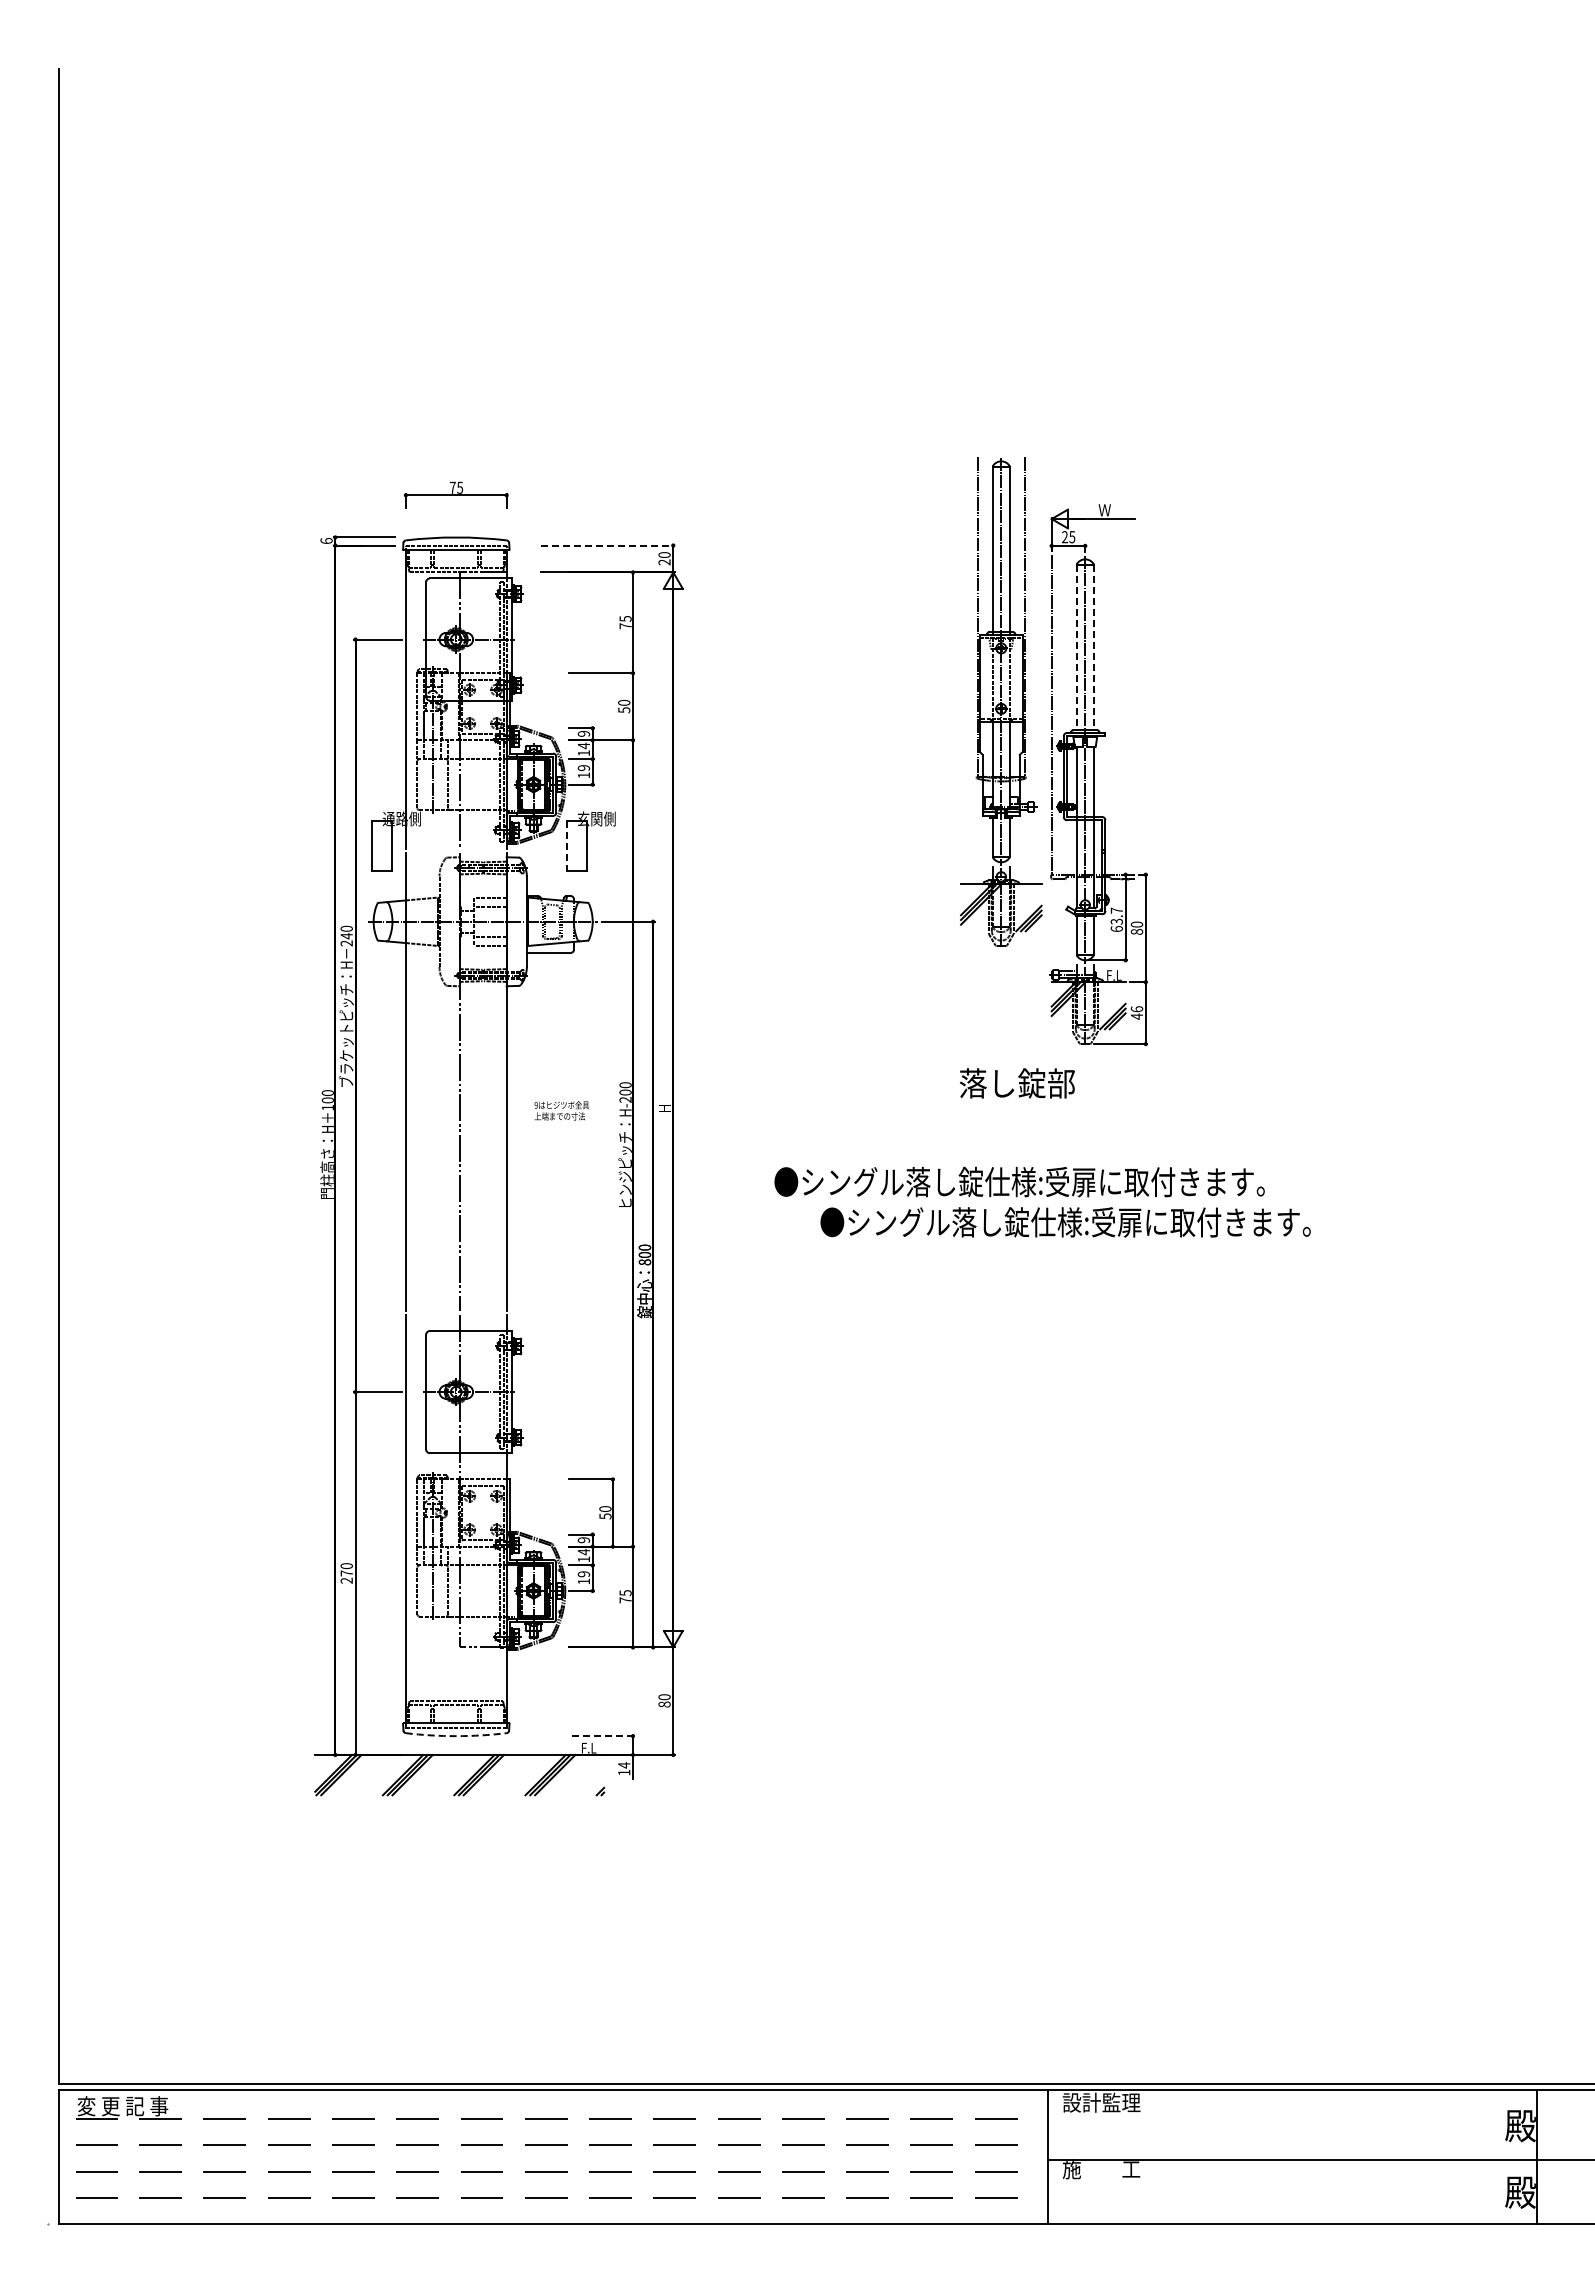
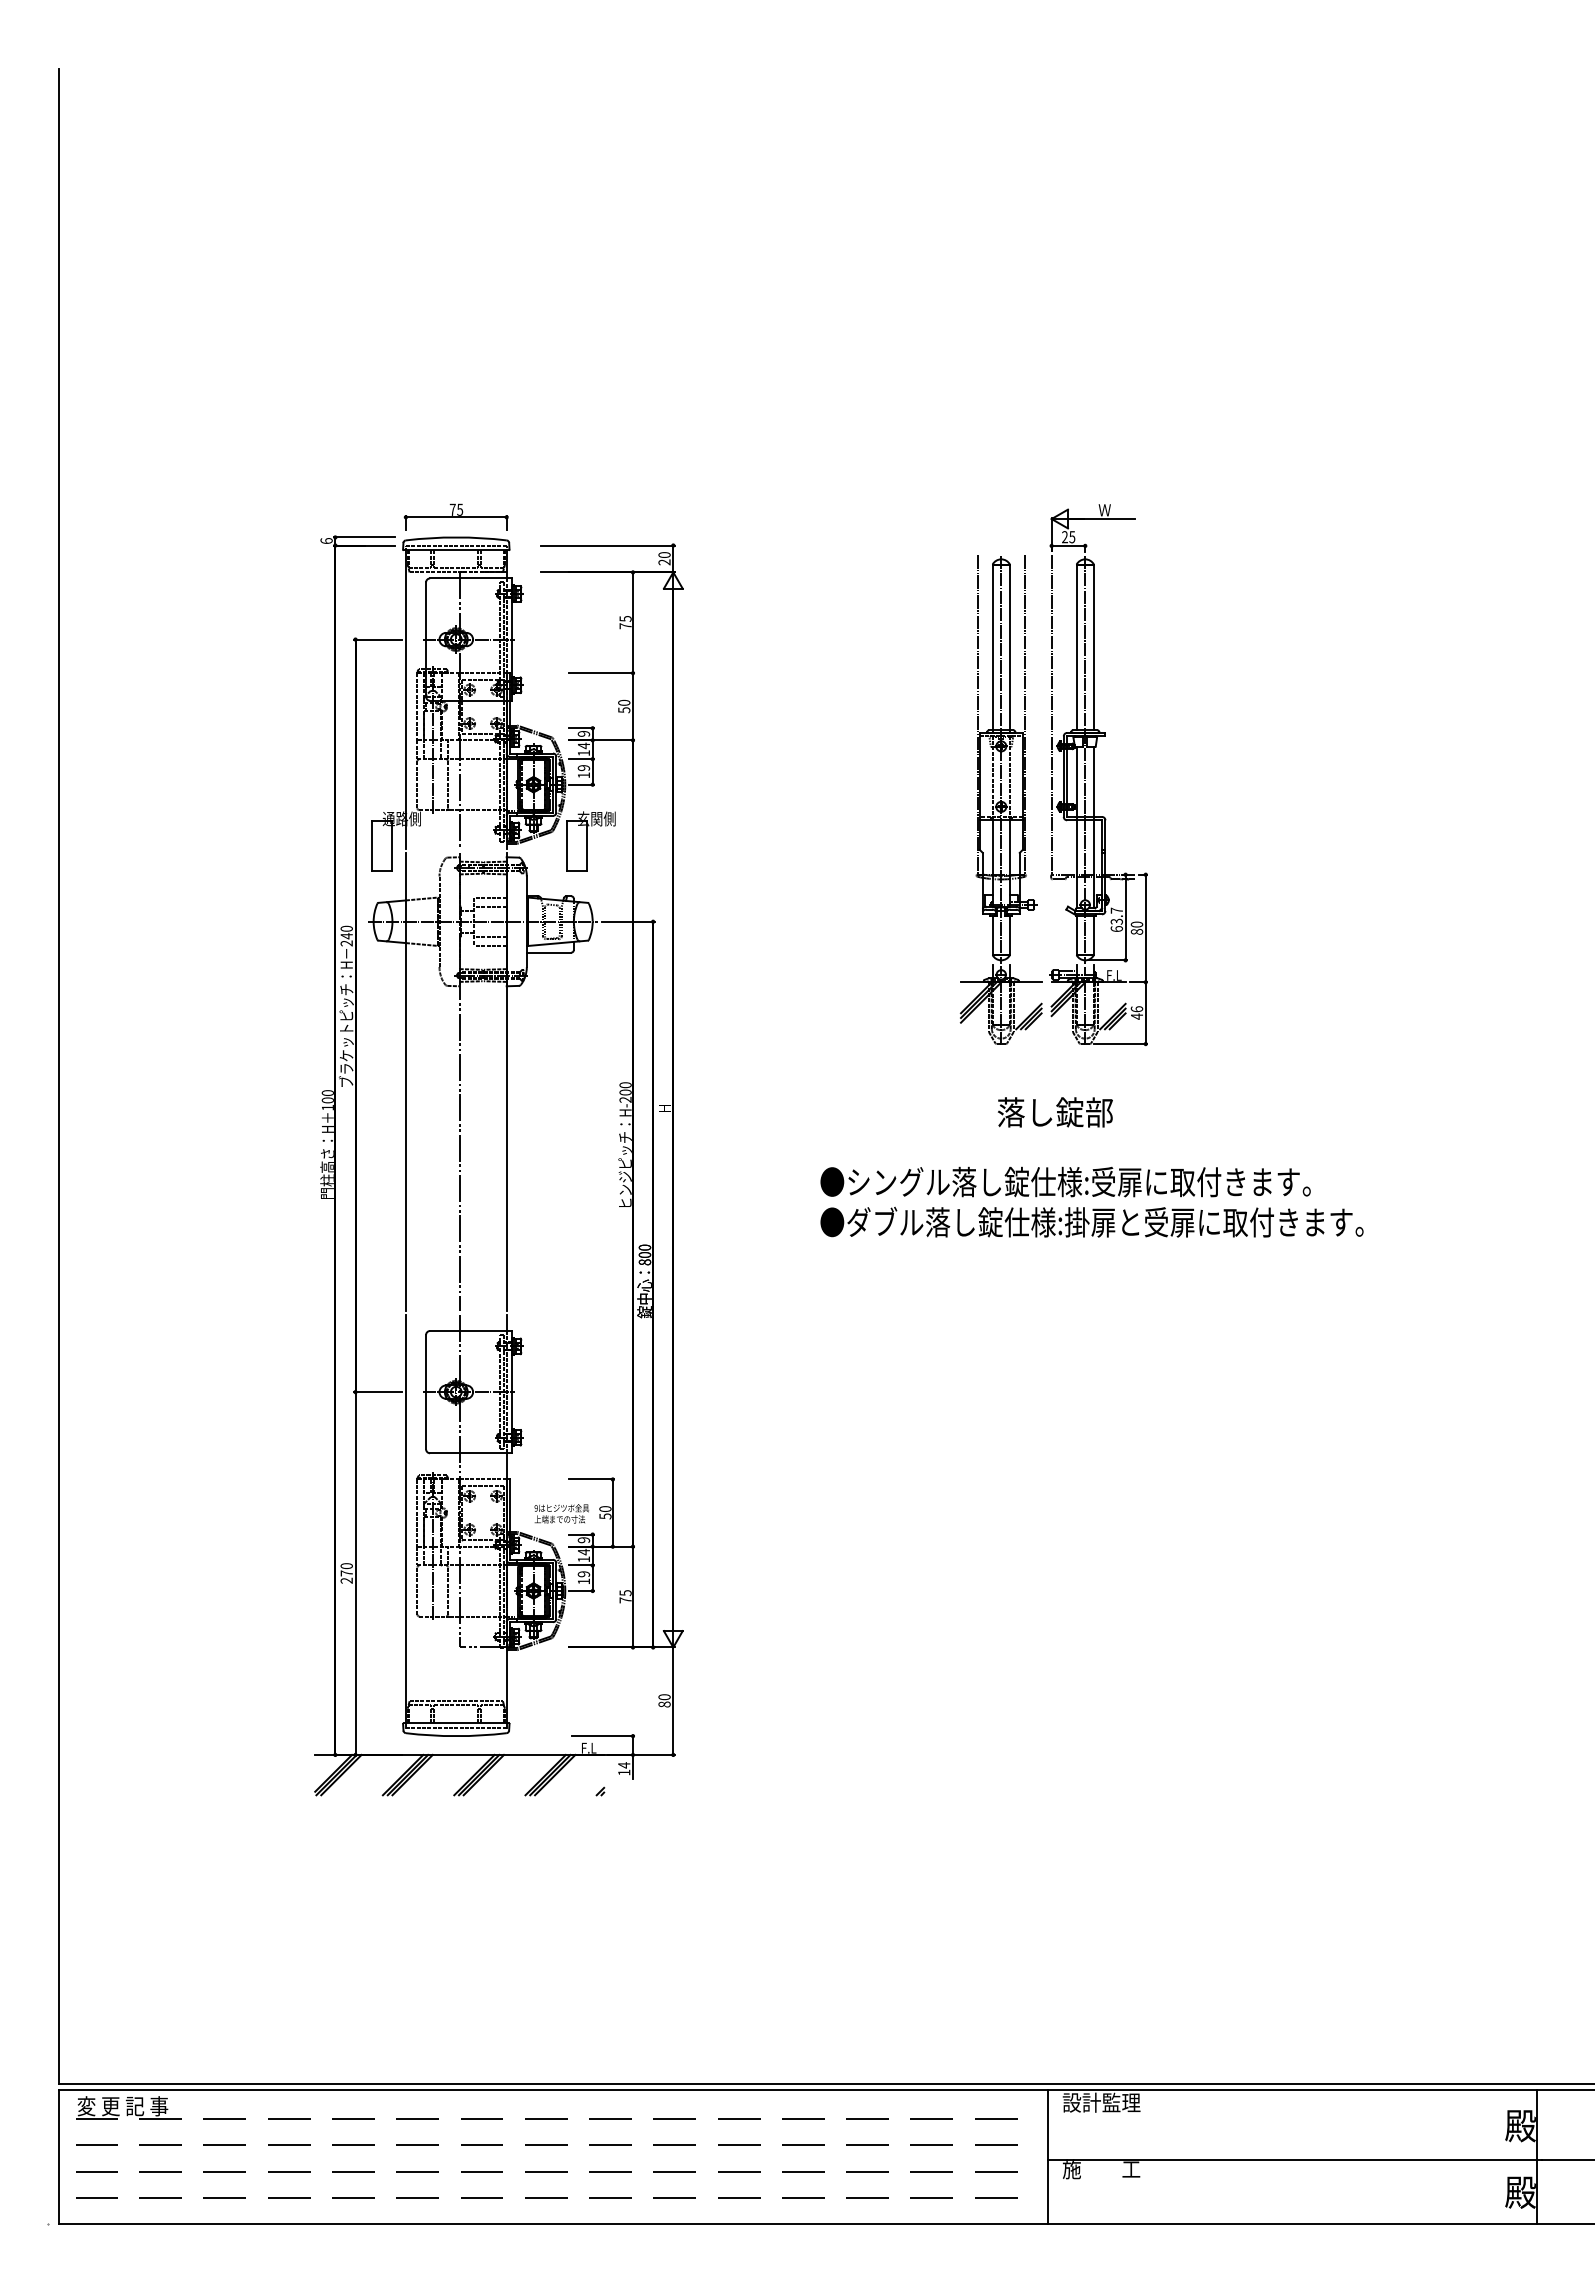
part position: (455, 494) -> (455, 516) (455, 516)
line: dashed -> solid (608, 545)
line: dashed -> solid (1076, 647)
line: dashed -> solid (1094, 647)
part position: (1000, 701) -> (1000, 799) (1000, 799)
line: dashed -> solid (567, 845)
text position: (1017, 1083) -> (1055, 1112) (1055, 1112)
text position: (561, 1110) -> (561, 1513) (561, 1513)
text position: (1019, 1181) -> (1065, 1181) (1065, 1181)
text: ●シングル落し錠仕様:受扉に取付きます。 -> ●ダブル落し錠仕様:掛扉と受扉に取付きます。 (1105, 1221)
arc: dashed -> solid (456, 1736)
line: dashed -> solid (603, 1736)
